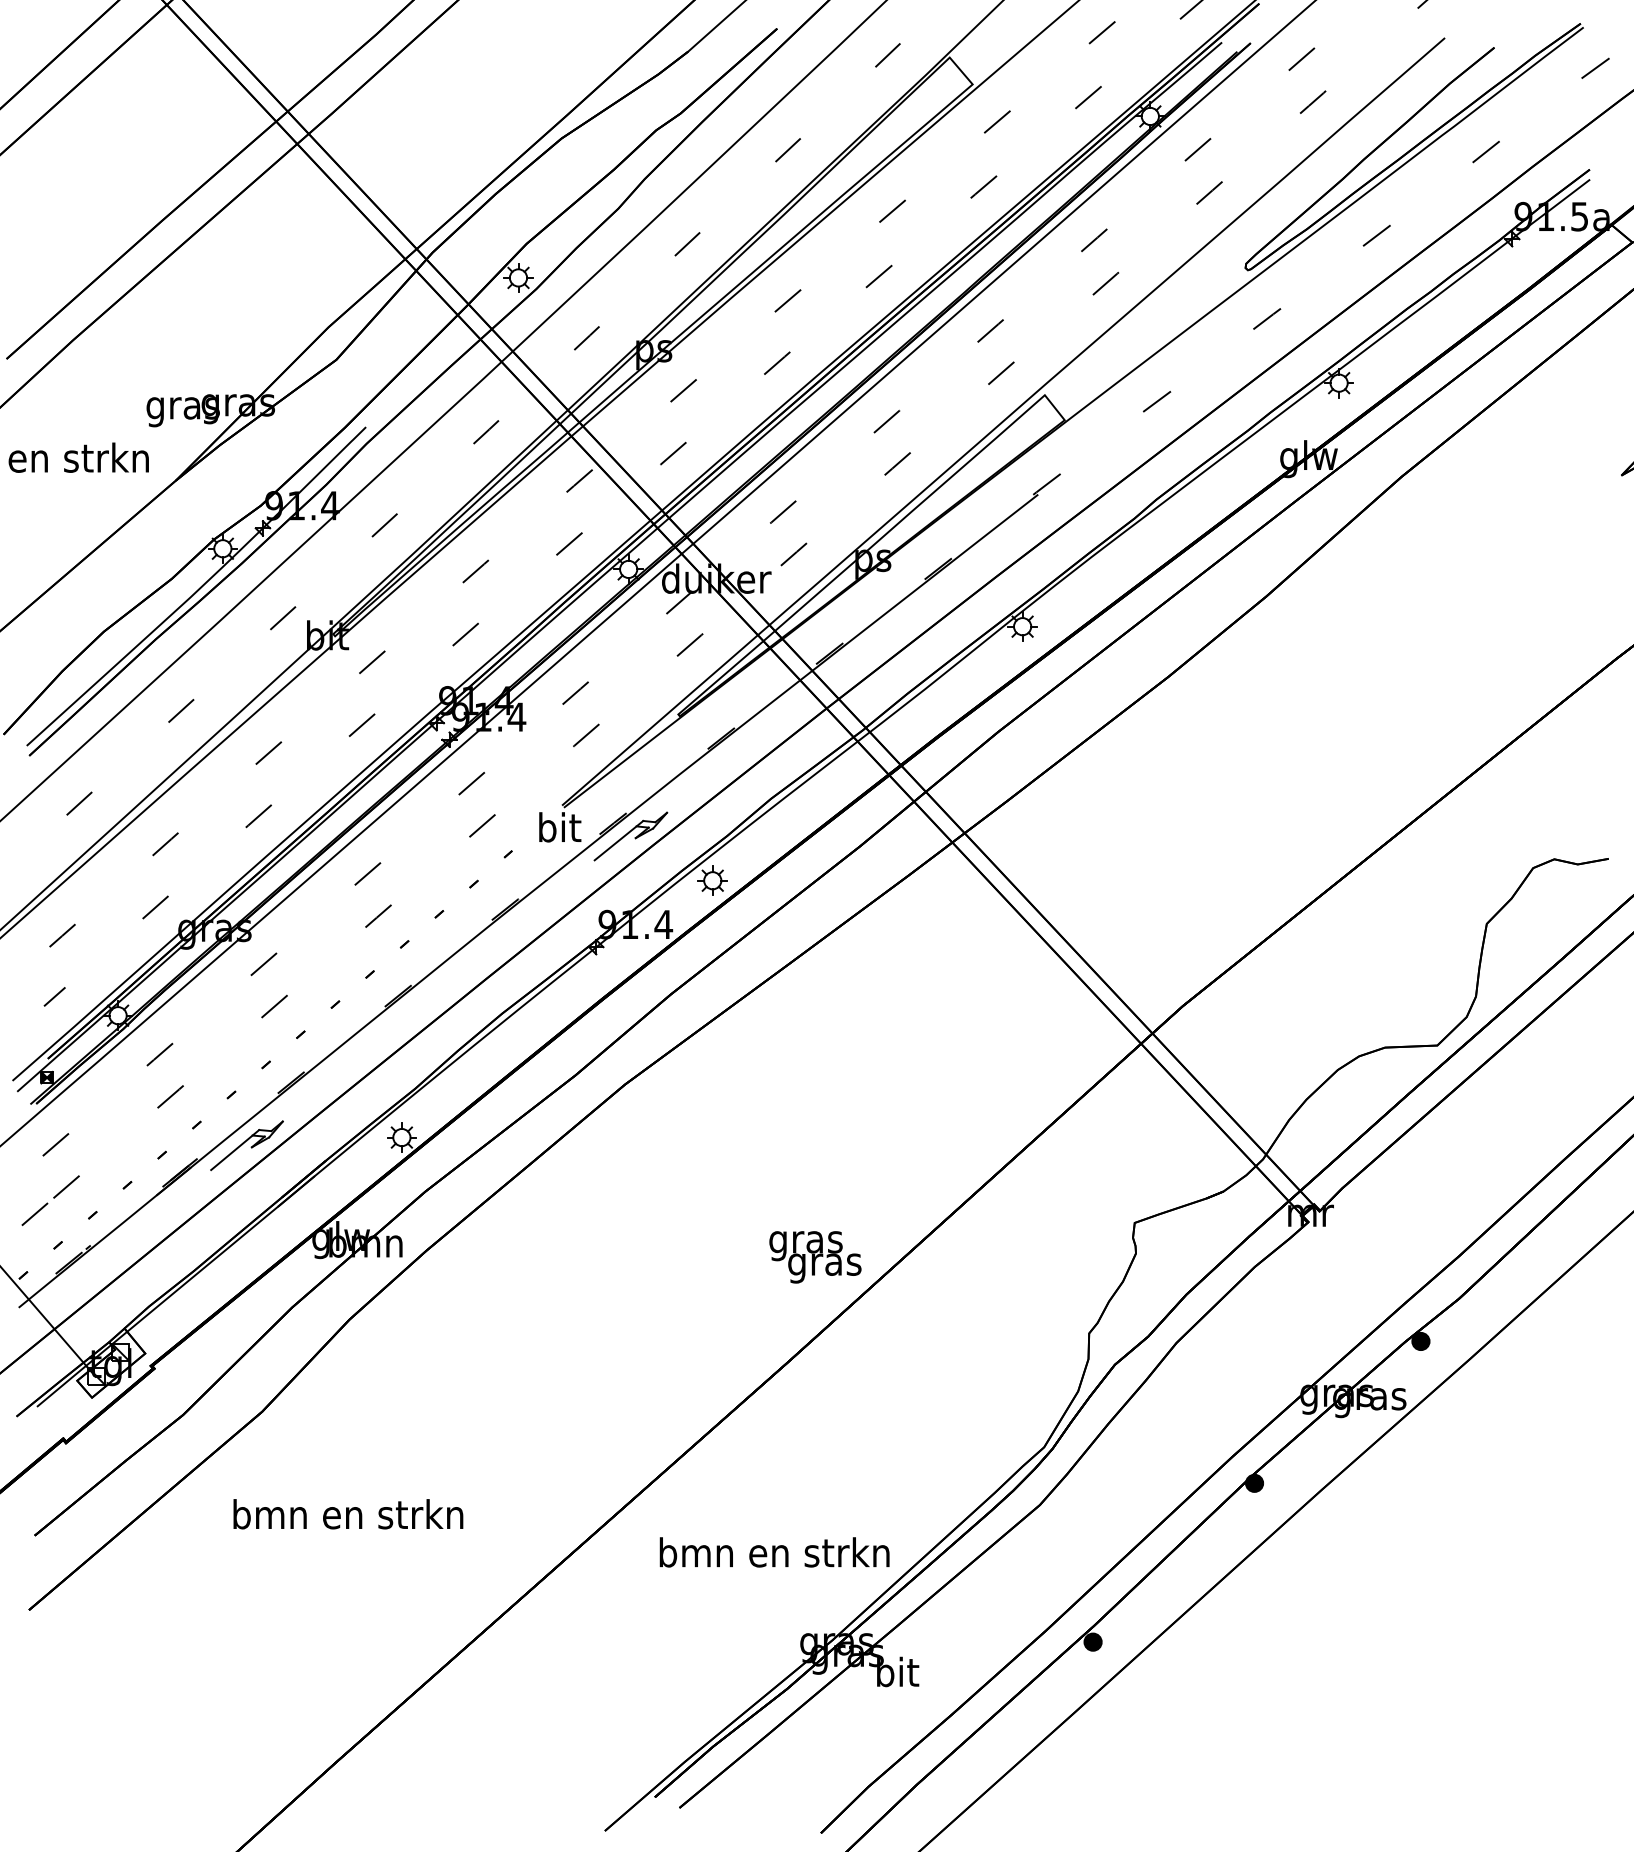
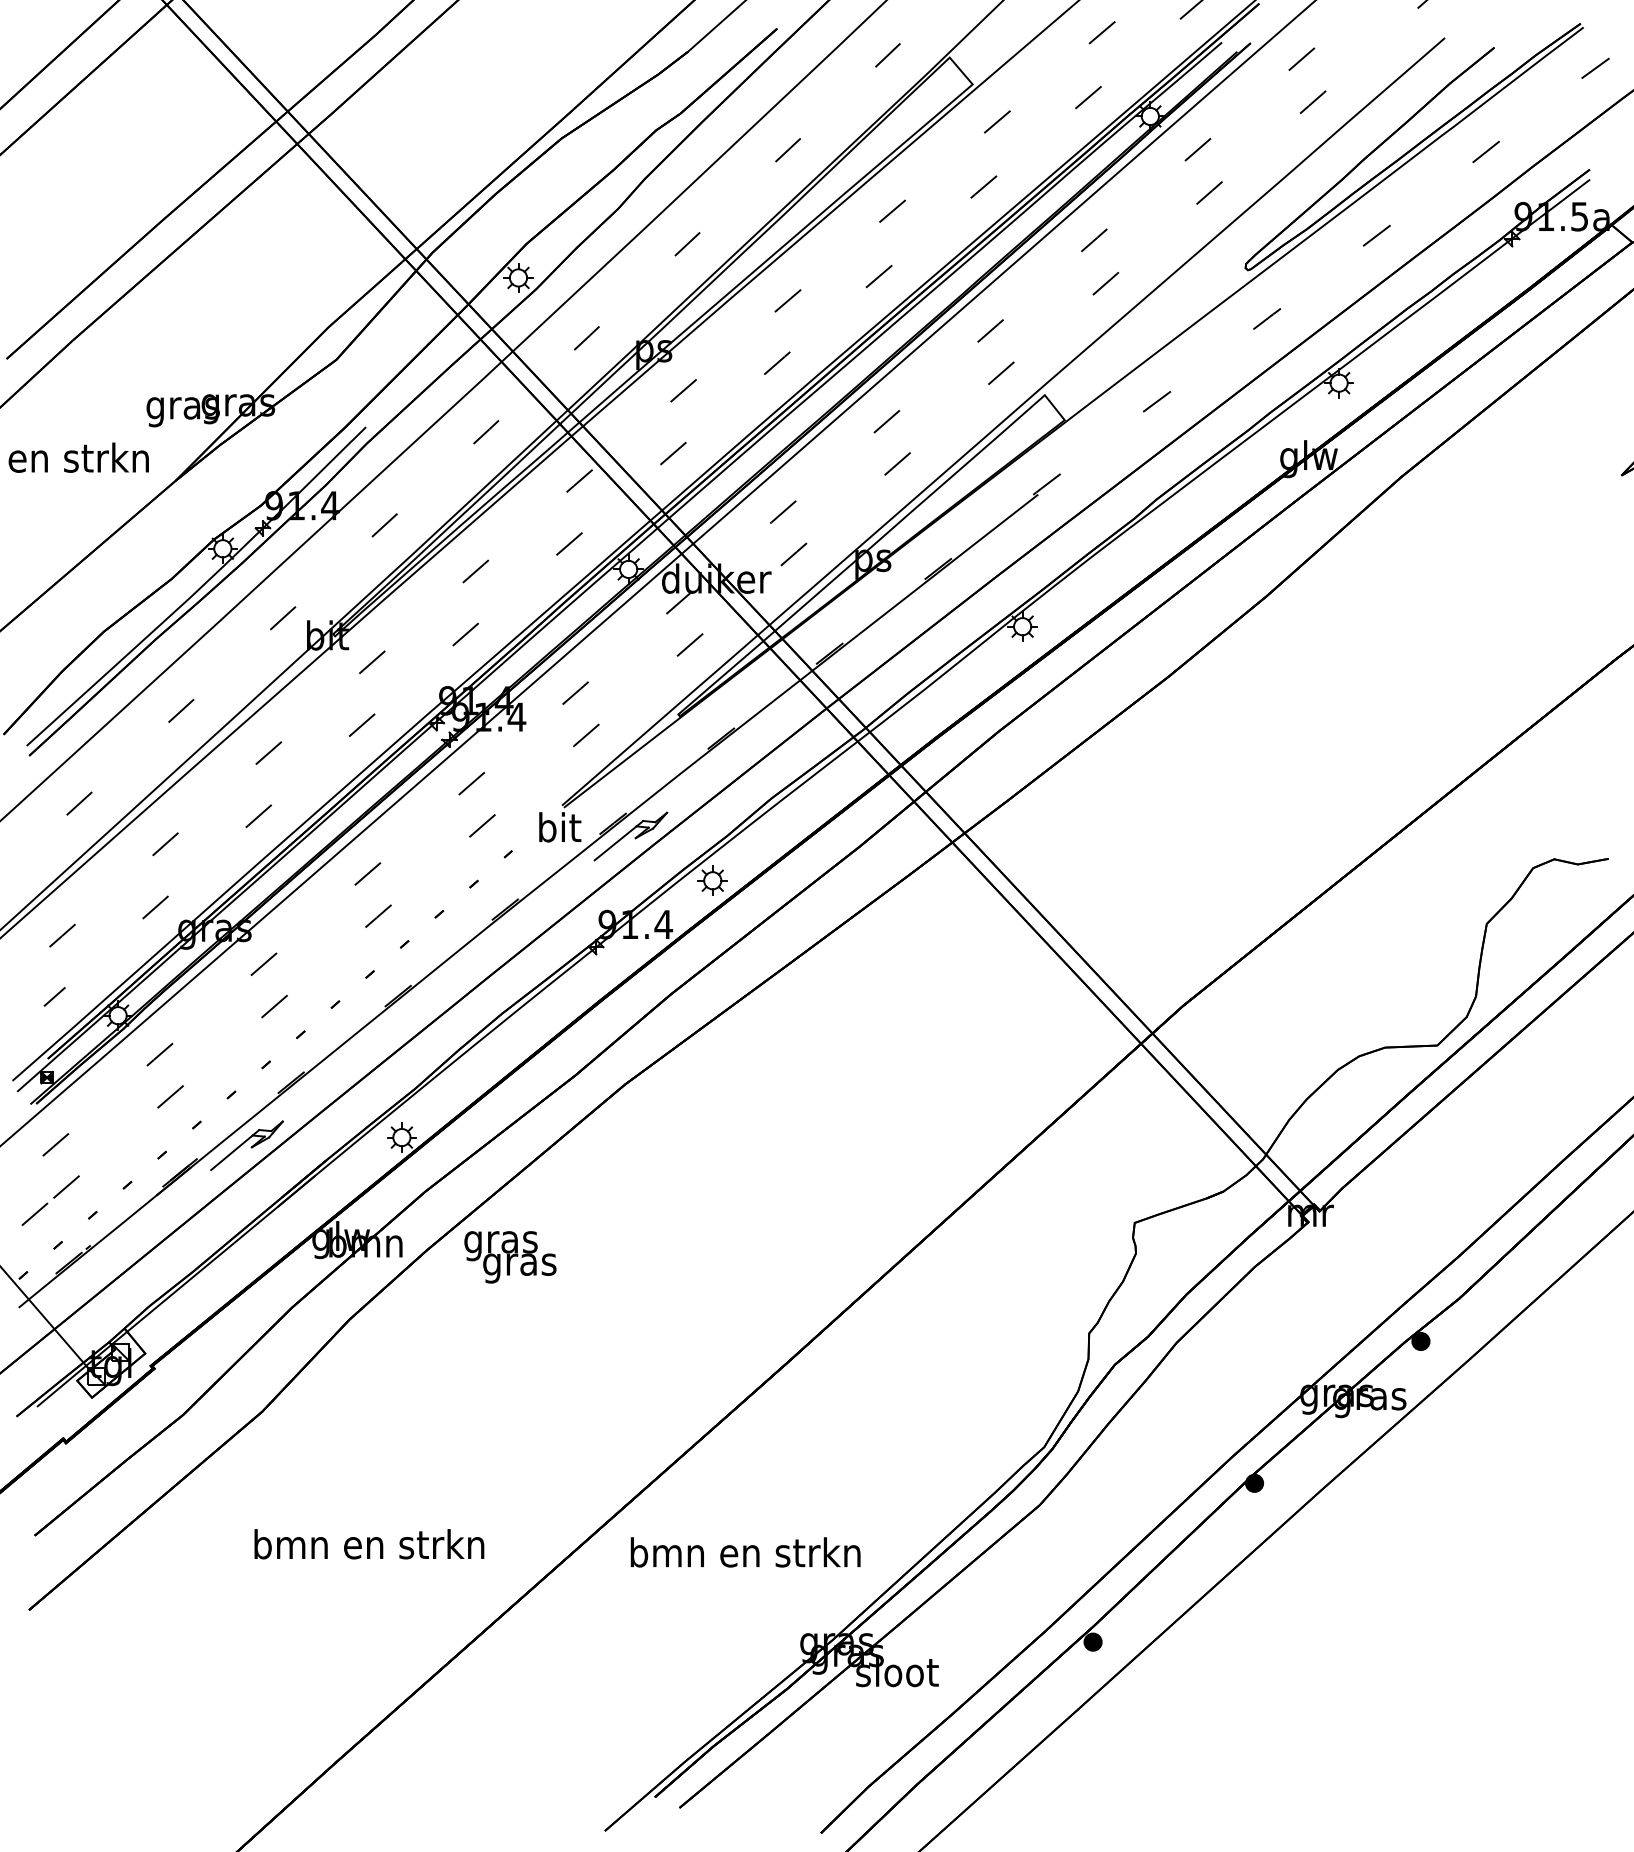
text position: (815, 1257) -> (510, 1257) (510, 1257)
text position: (348, 1514) -> (369, 1544) (369, 1544)
text position: (774, 1552) -> (745, 1552) (745, 1552)
text: bit -> sloot (897, 1671)
